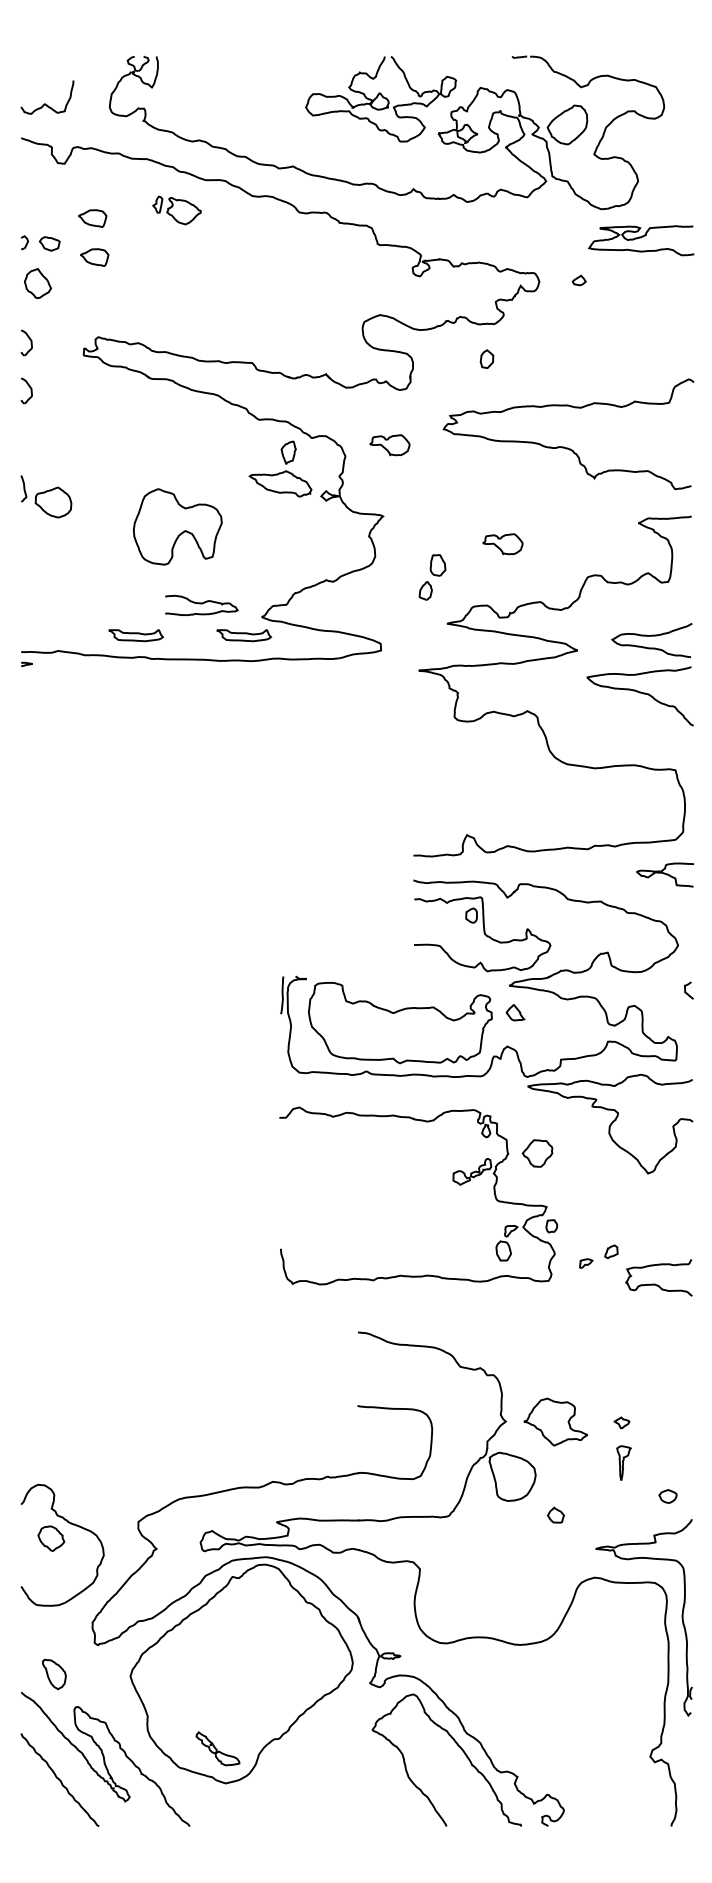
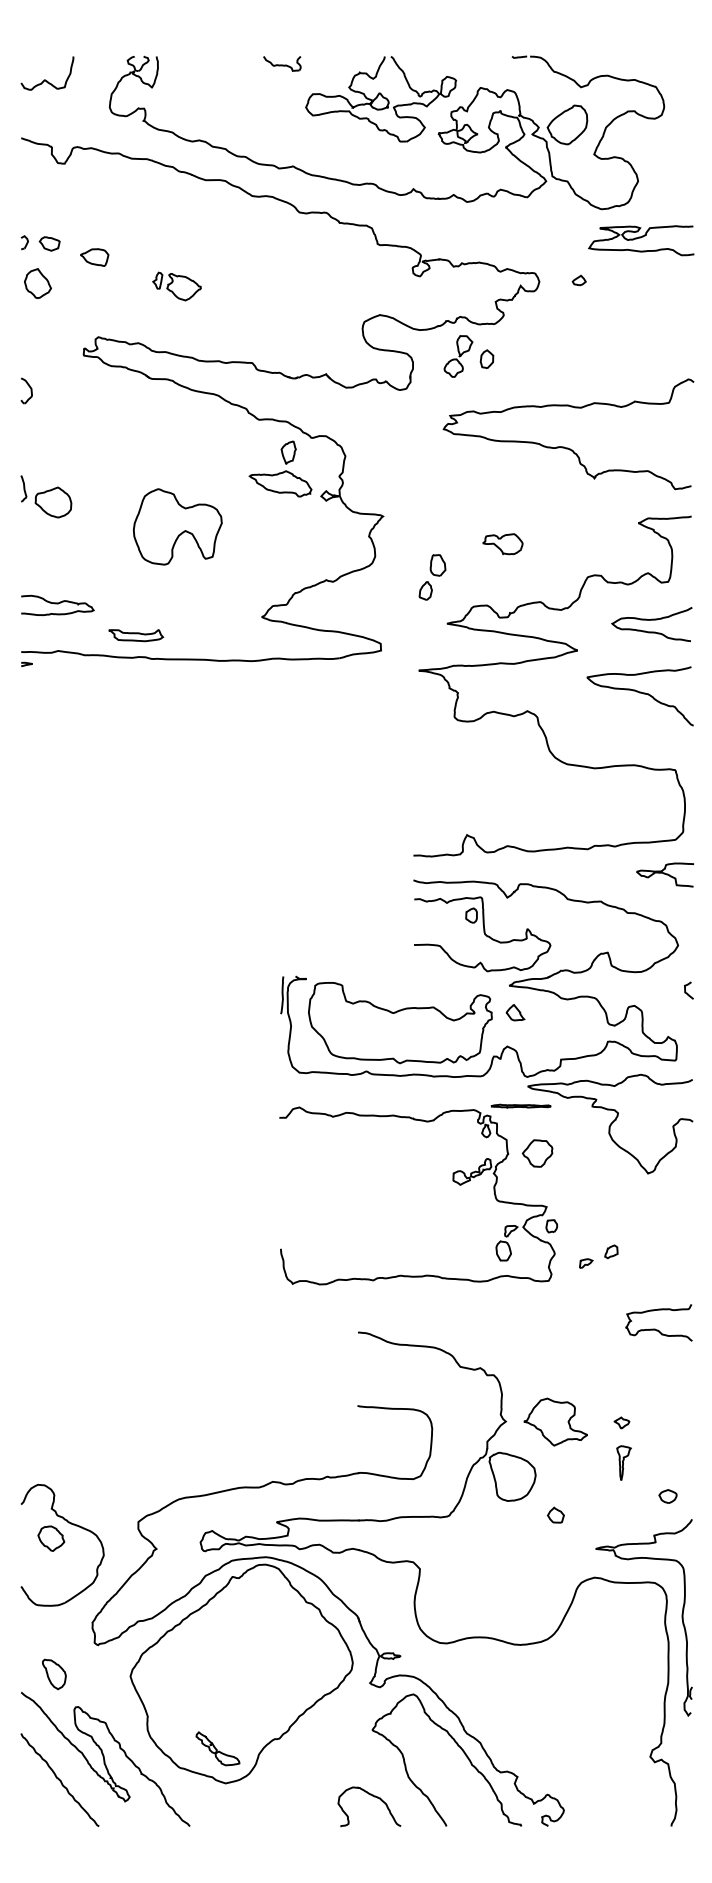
part: none -> present (282, 63)
curve position: (45, 103) -> (45, 79) (45, 79)
part position: (176, 210) -> (176, 286) (176, 286)
part: present -> none (92, 218)
part: present -> none (26, 342)
part: none -> present (458, 356)
part: present -> none (389, 445)
curve position: (201, 604) -> (57, 604) (57, 604)
part: present -> none (244, 635)
curve position: (651, 636) -> (651, 620) (651, 620)
part: none -> present (520, 1105)
curve position: (655, 1283) -> (655, 1328) (655, 1328)
part: none -> present (374, 1797)
